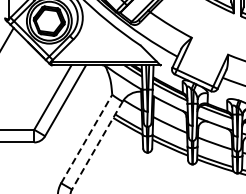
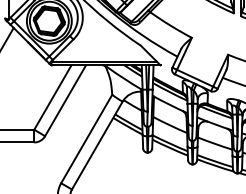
line: dashed -> solid (86, 138)
line: dashed -> solid (97, 145)
